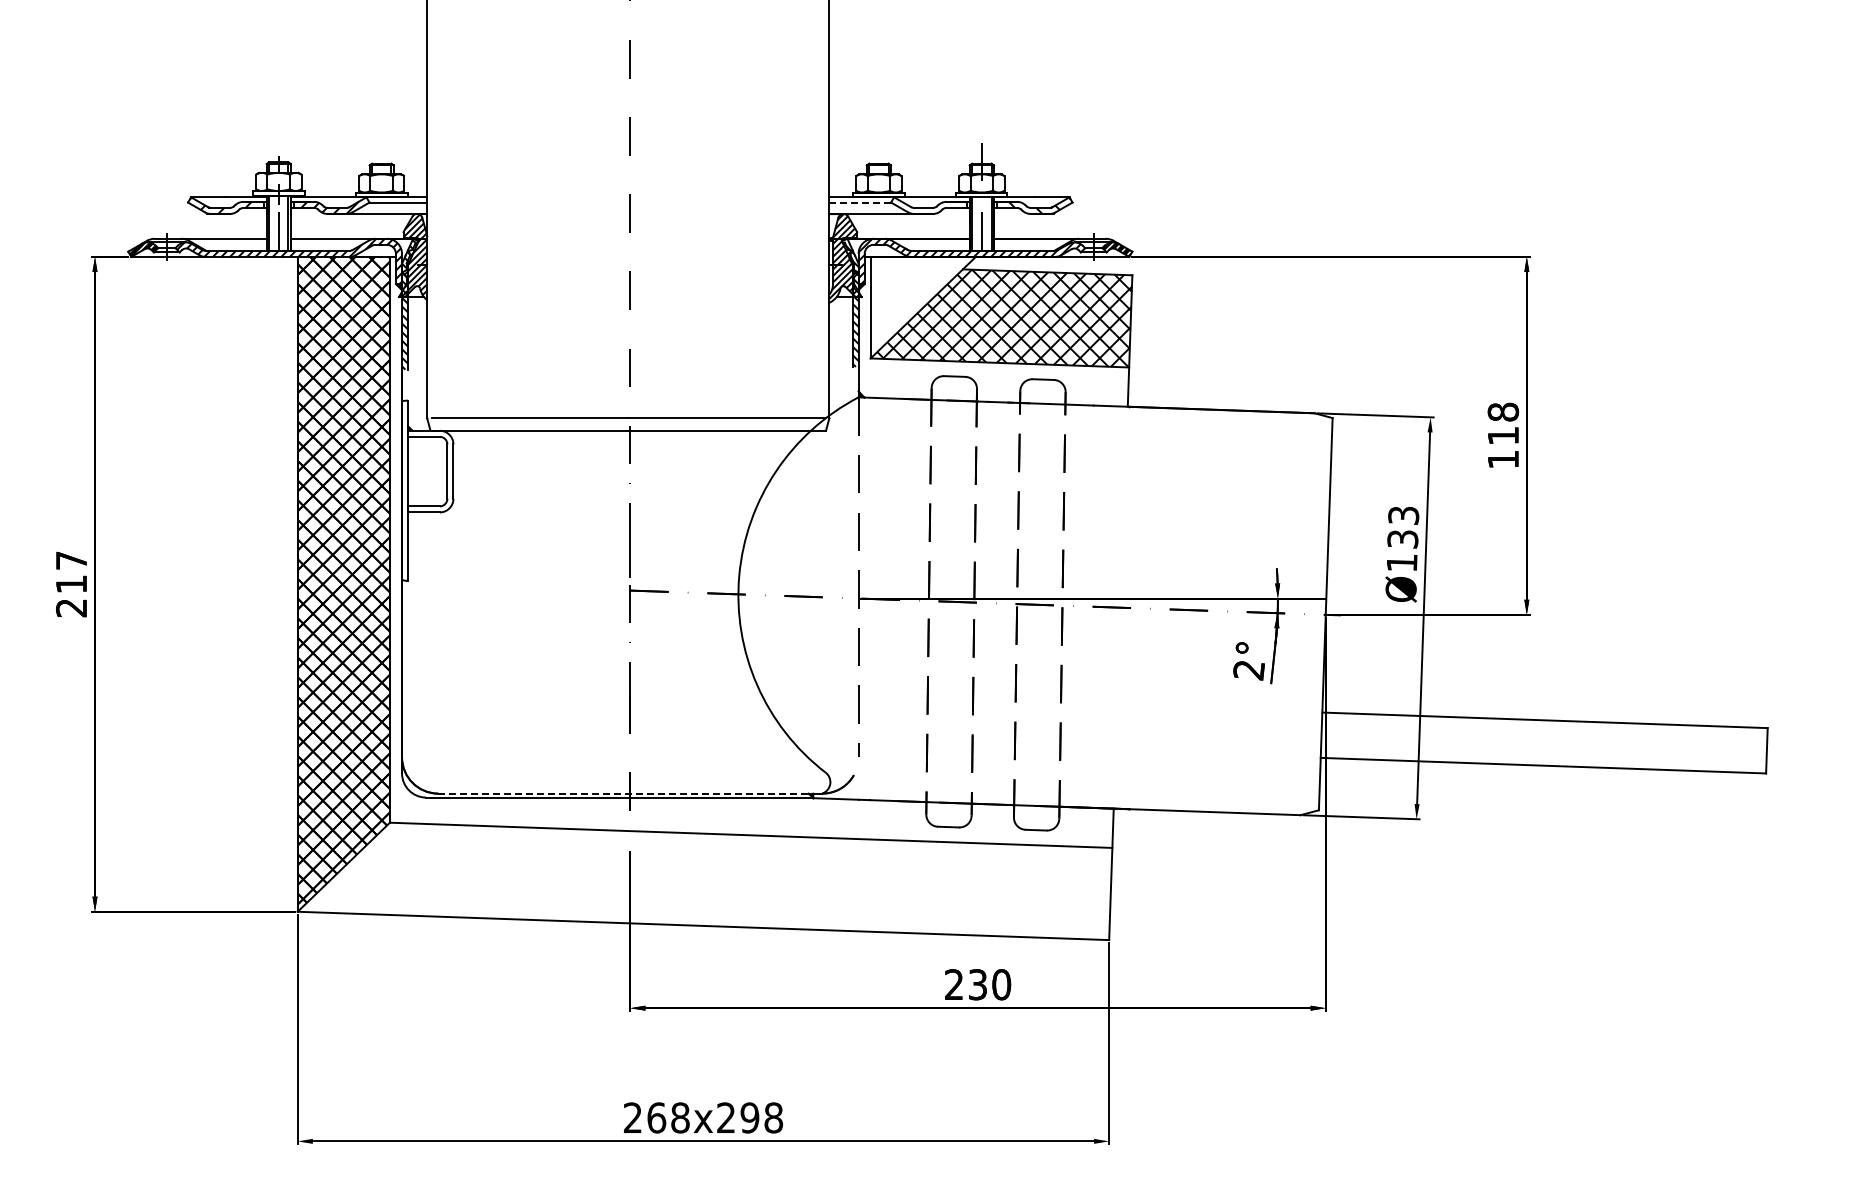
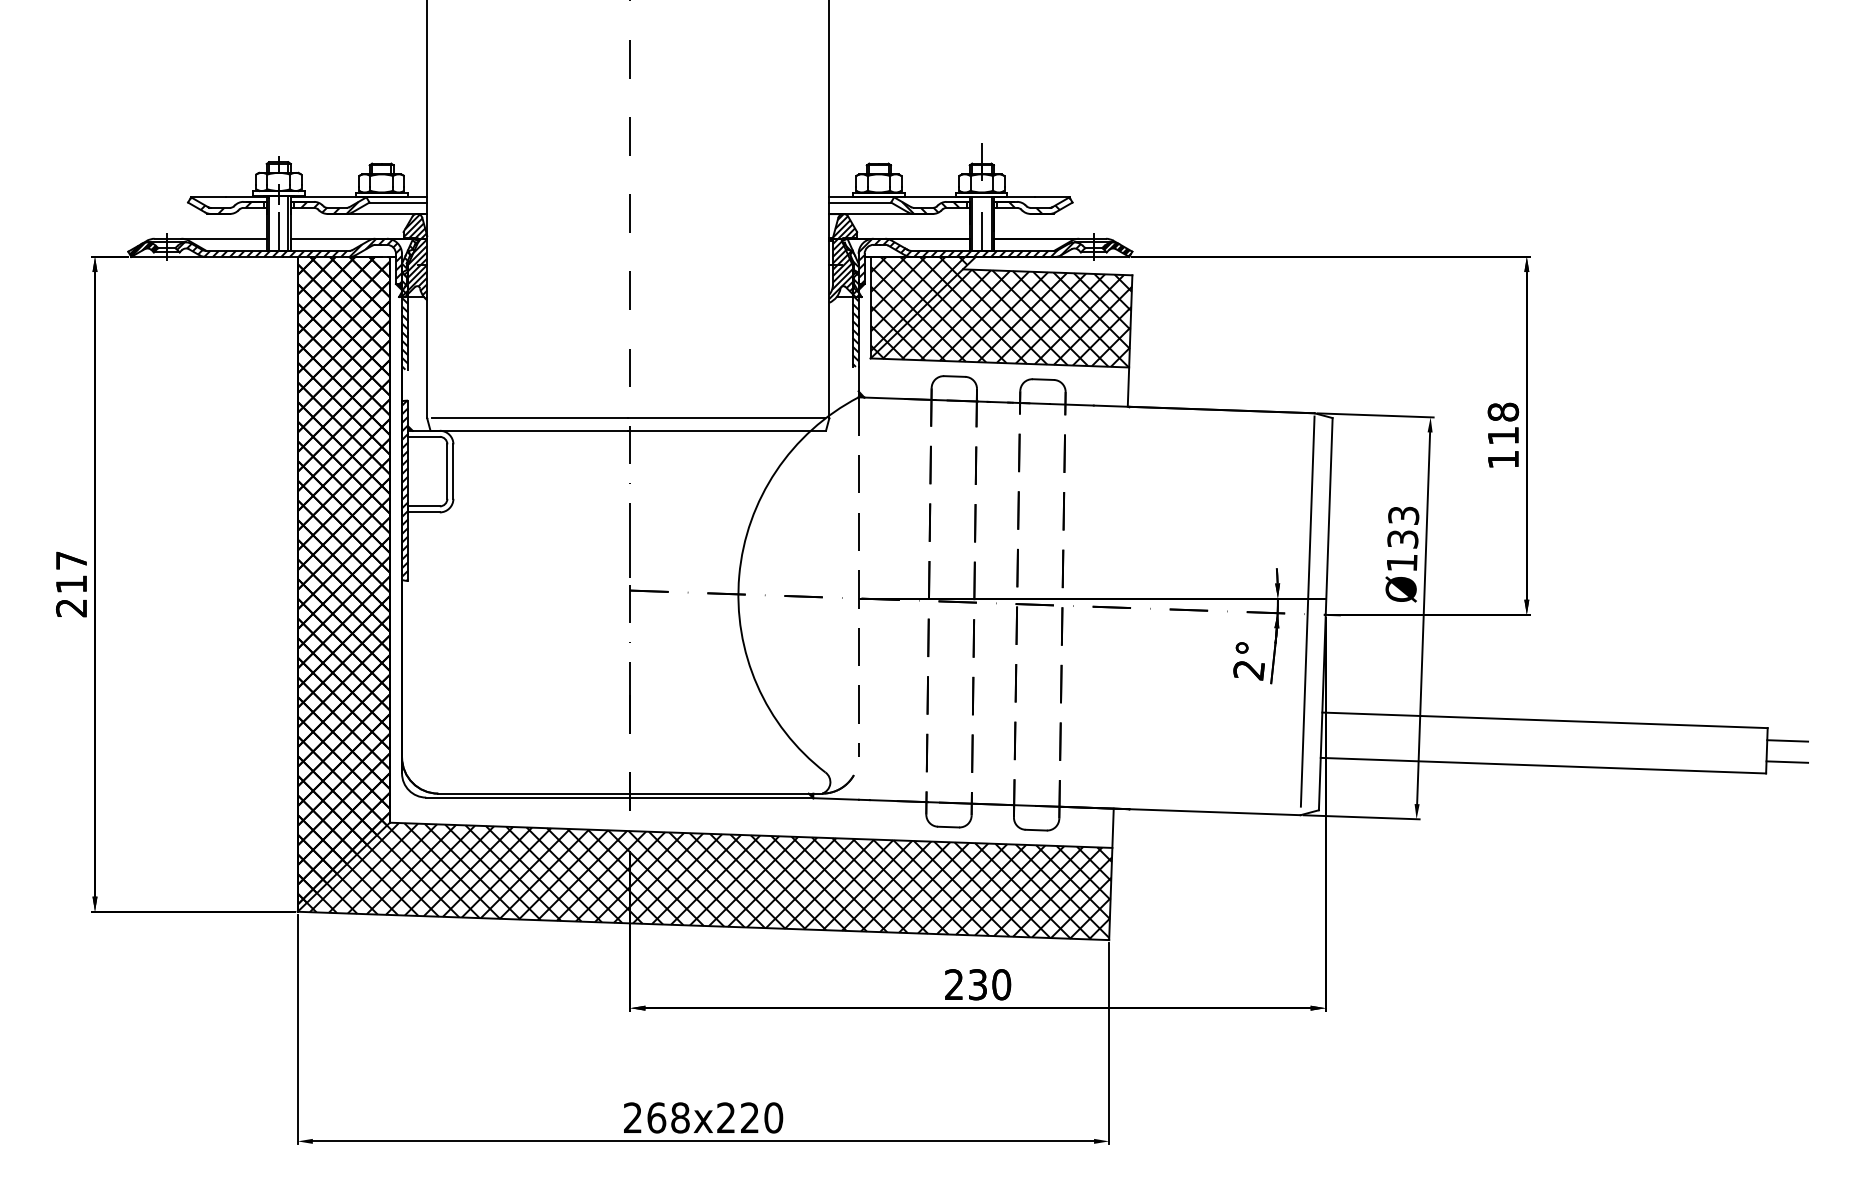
line: dashed -> solid (860, 202)
hatch: none -> present (934, 207)
hatch: none -> present (918, 304)
hatch: none -> present (405, 490)
line: none -> present (1307, 611)
line: none -> present (1787, 740)
line: none -> present (1787, 761)
line: dashed -> solid (624, 793)
hatch: none -> present (709, 881)
text: 268x298 -> 268x220 (761, 1117)
